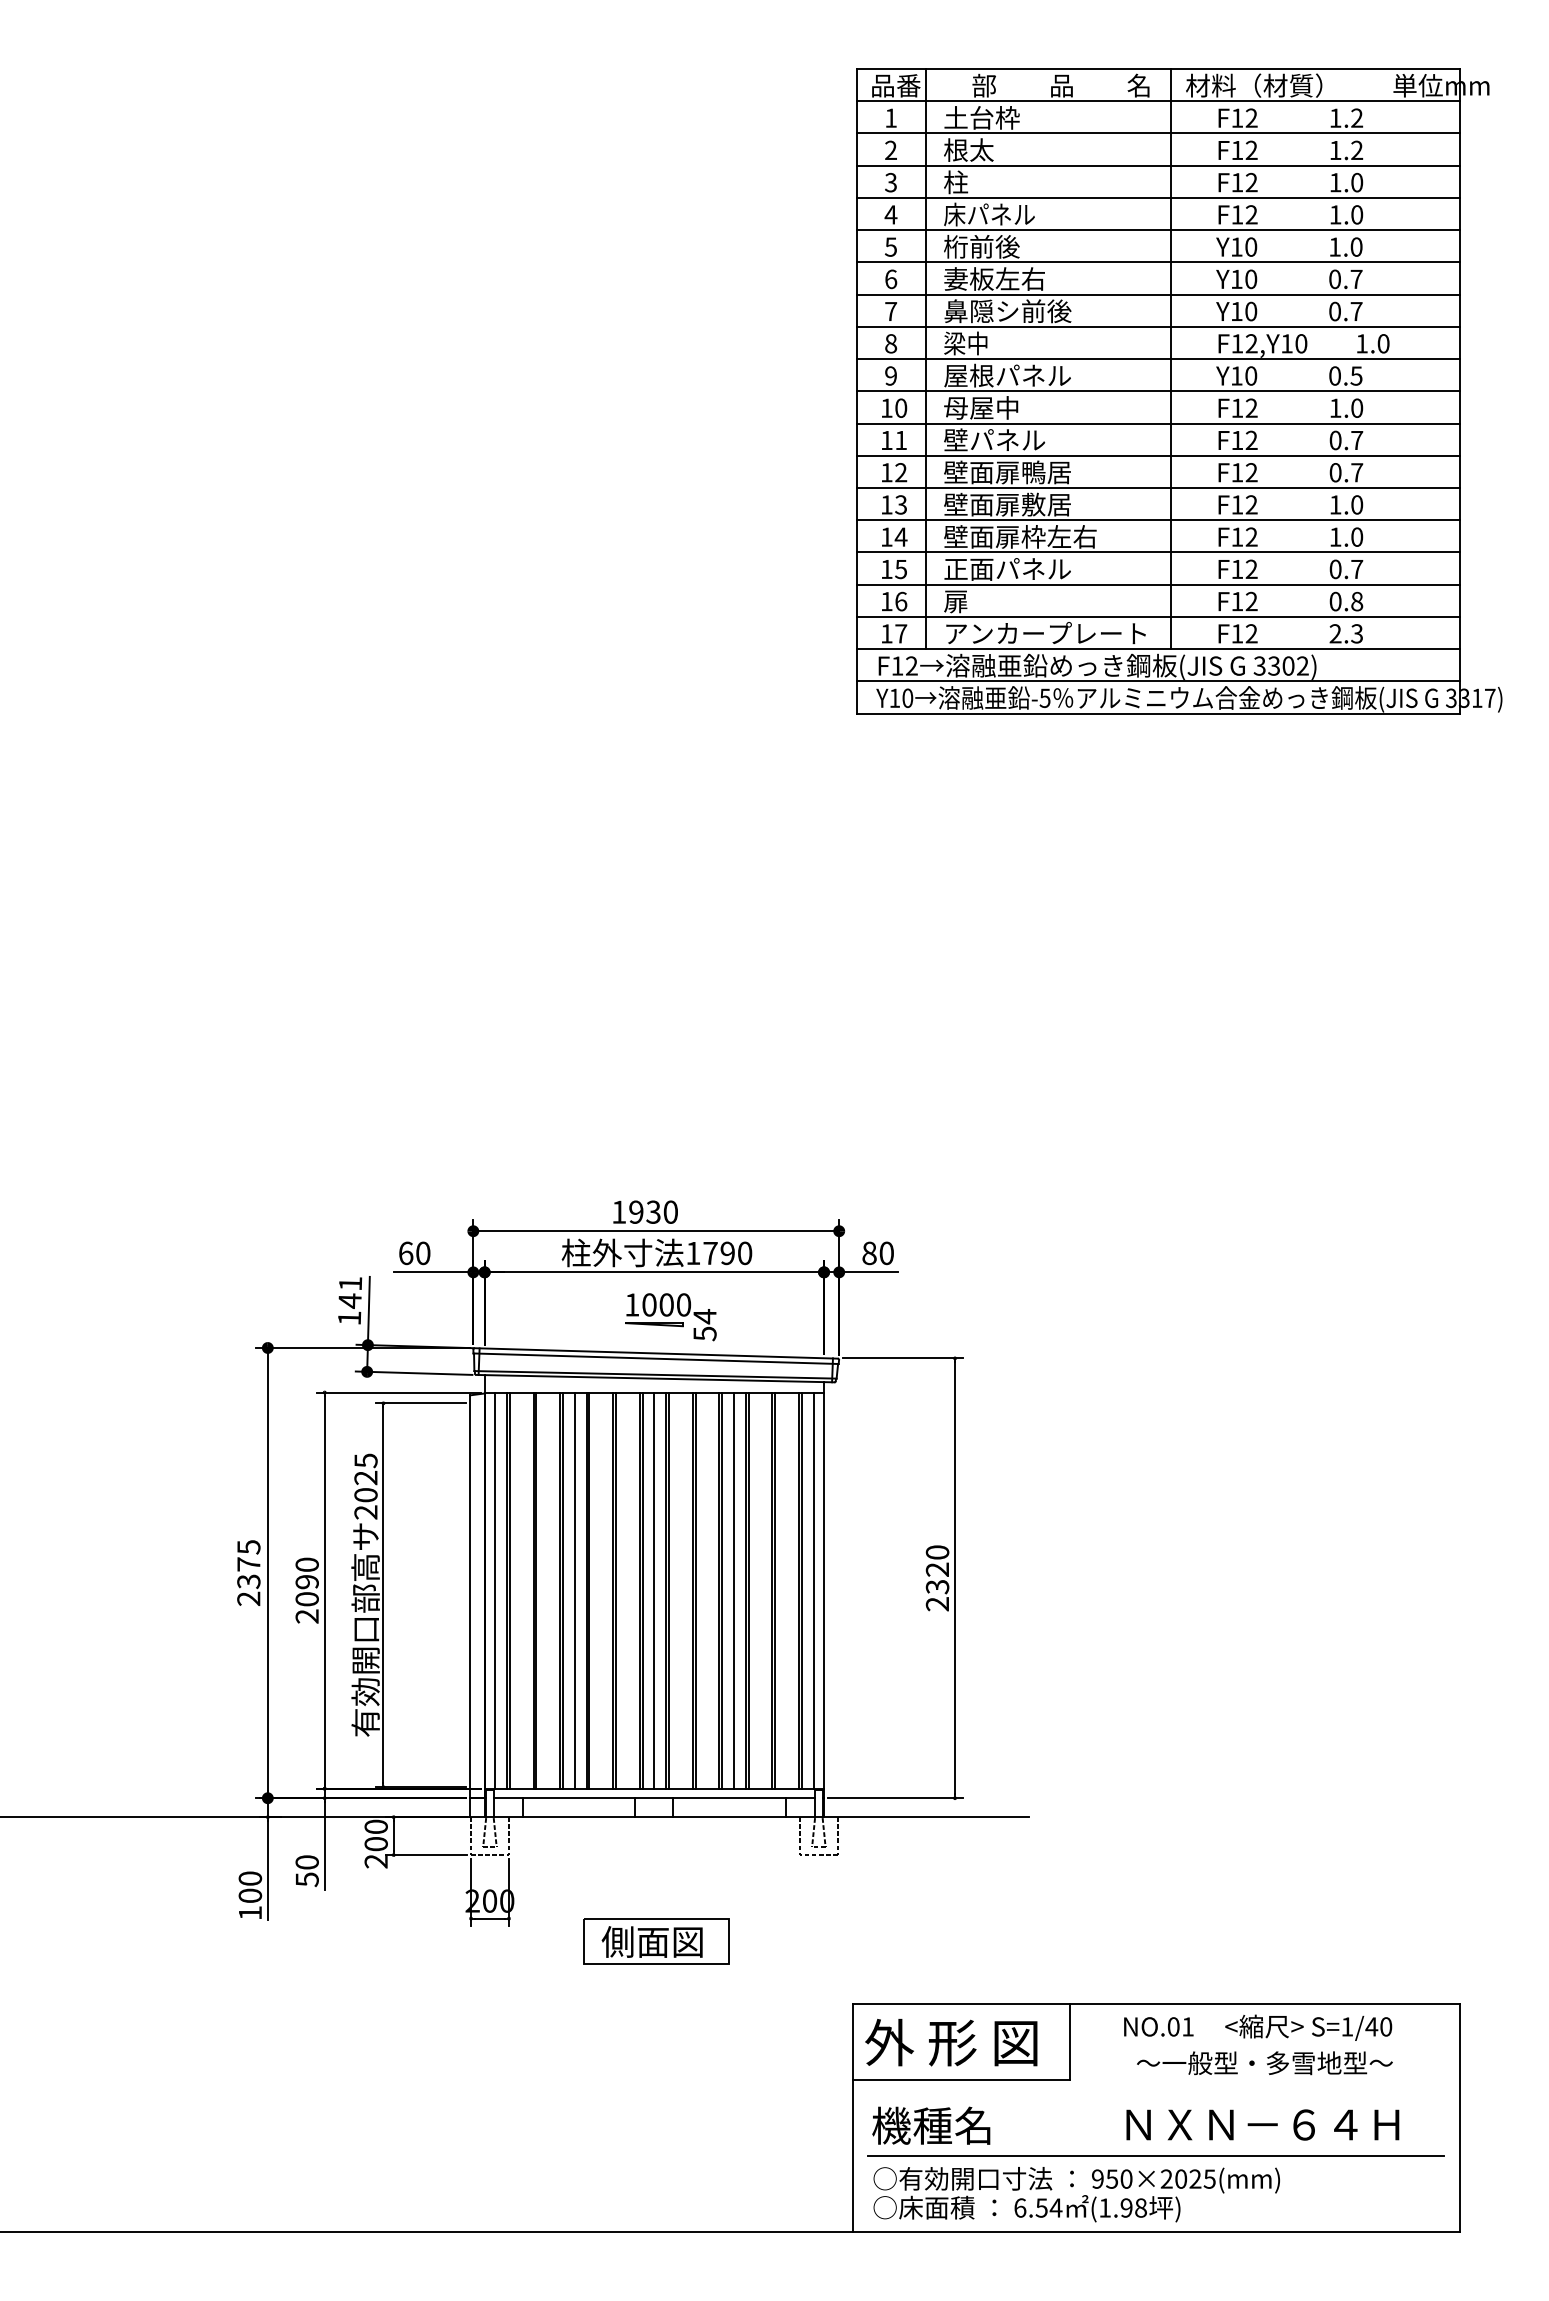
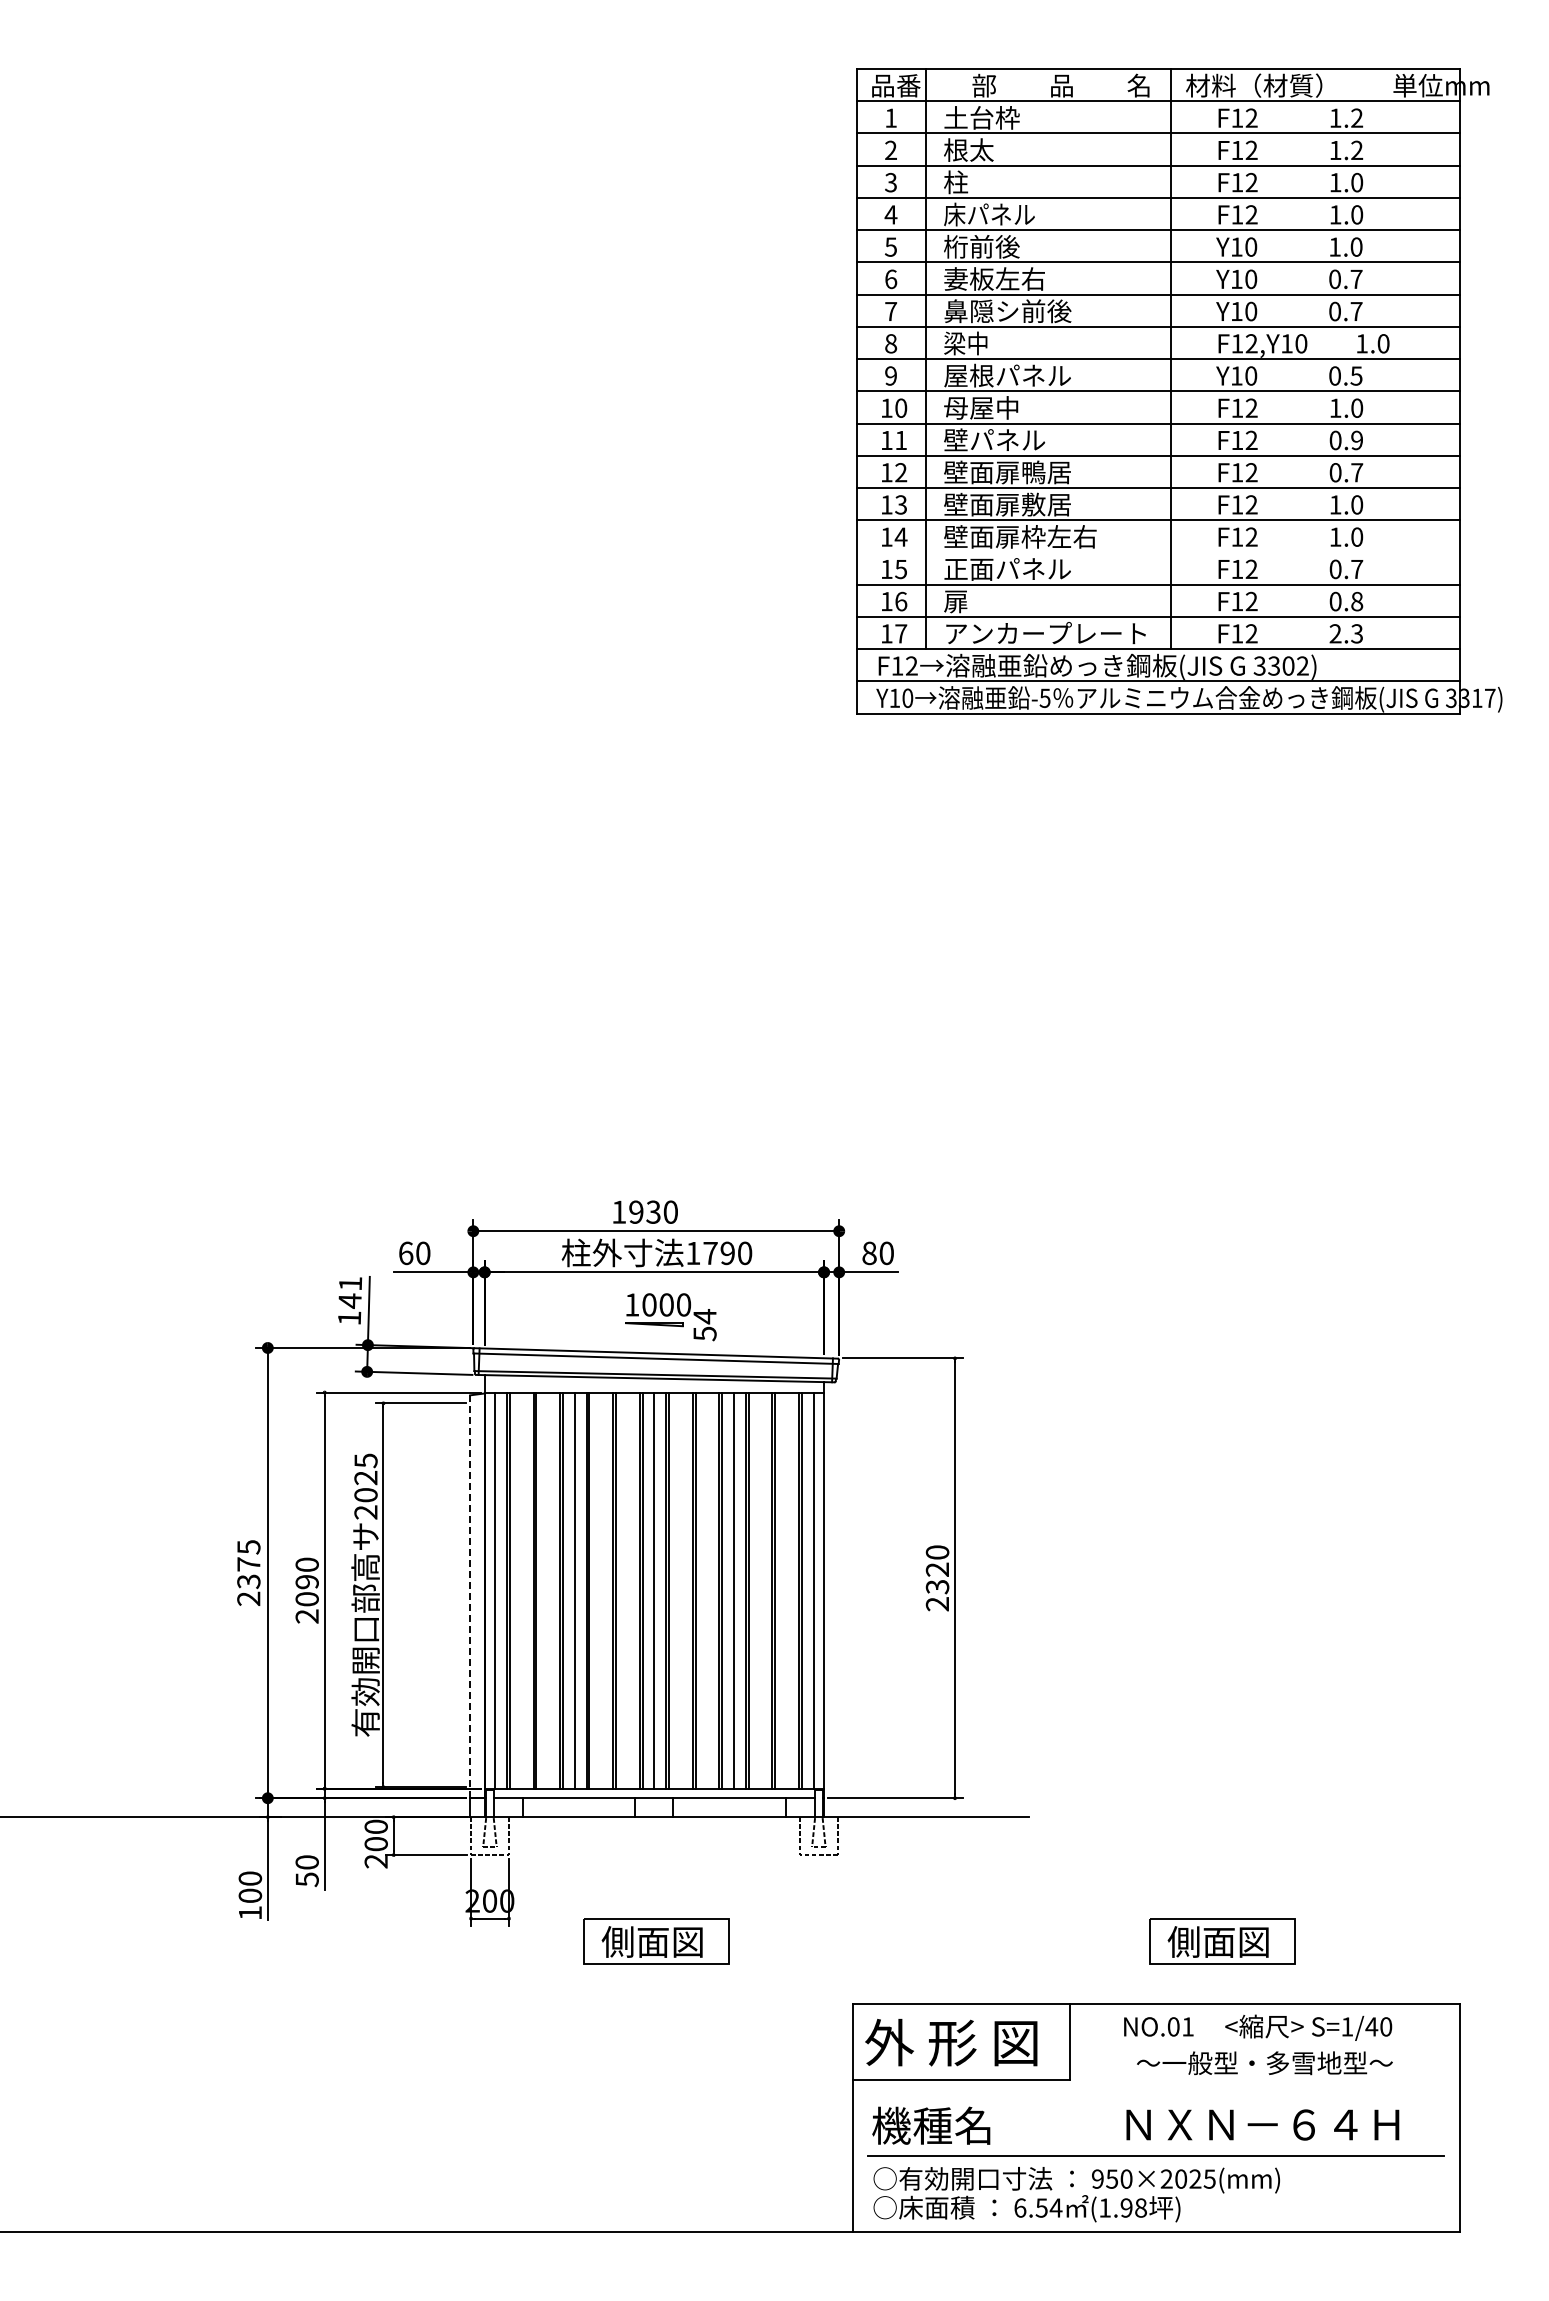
text: 0.7 -> 0.9 (1357, 440)
line: present -> none (1157, 552)
line: solid -> dashed (470, 1597)
part: none -> present (1222, 1941)
